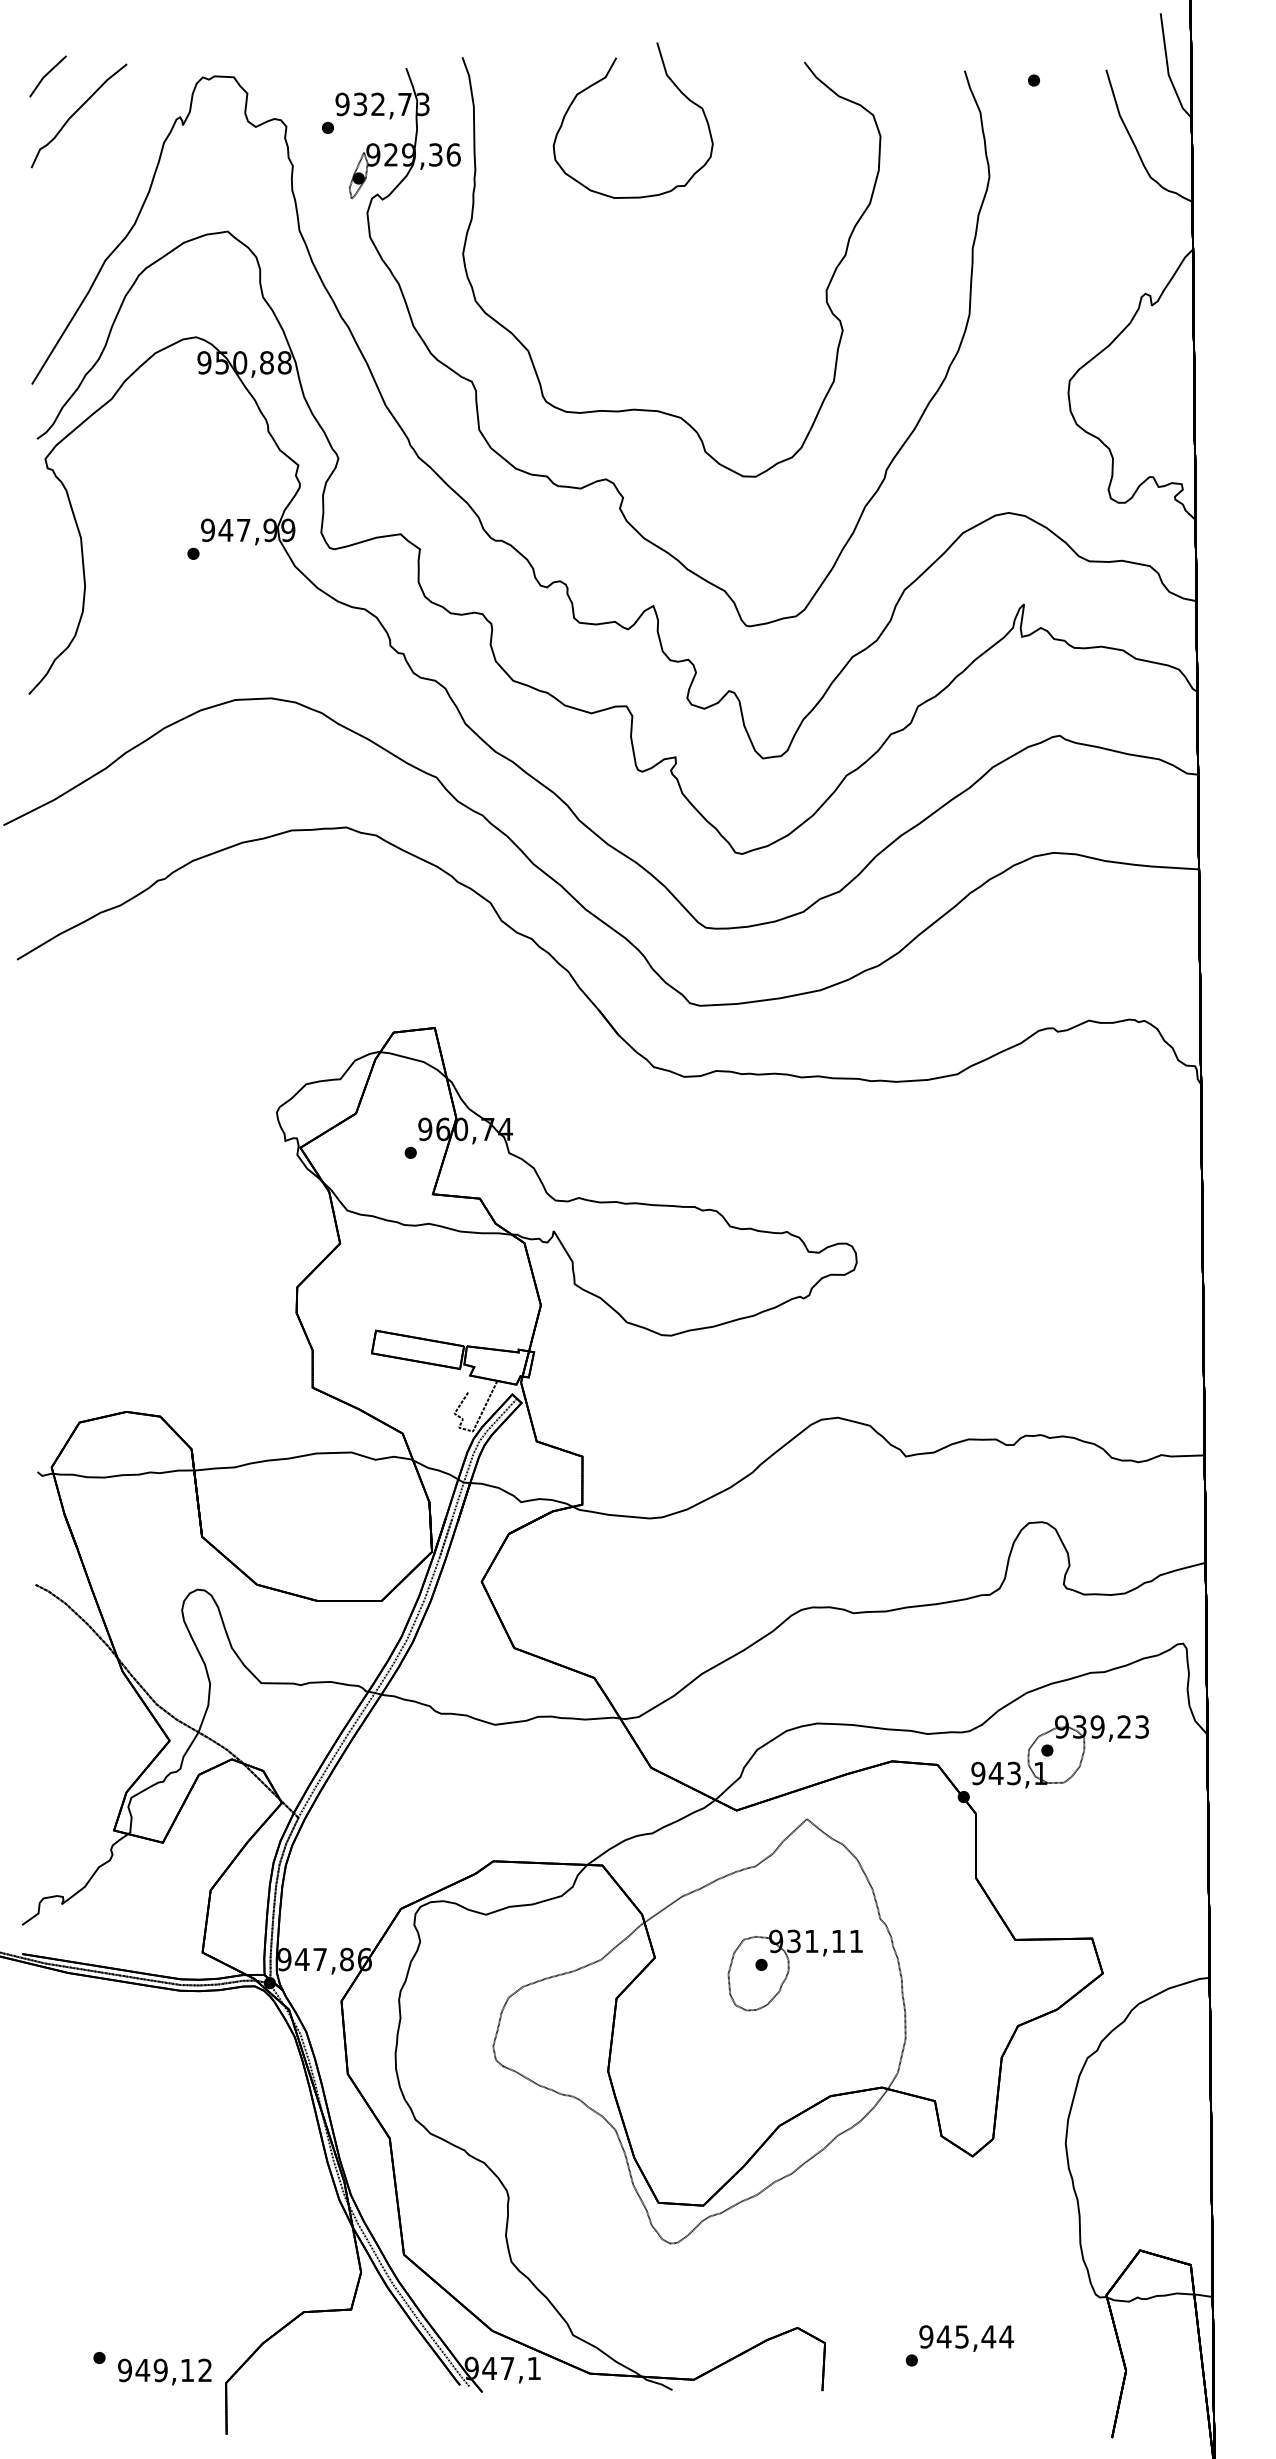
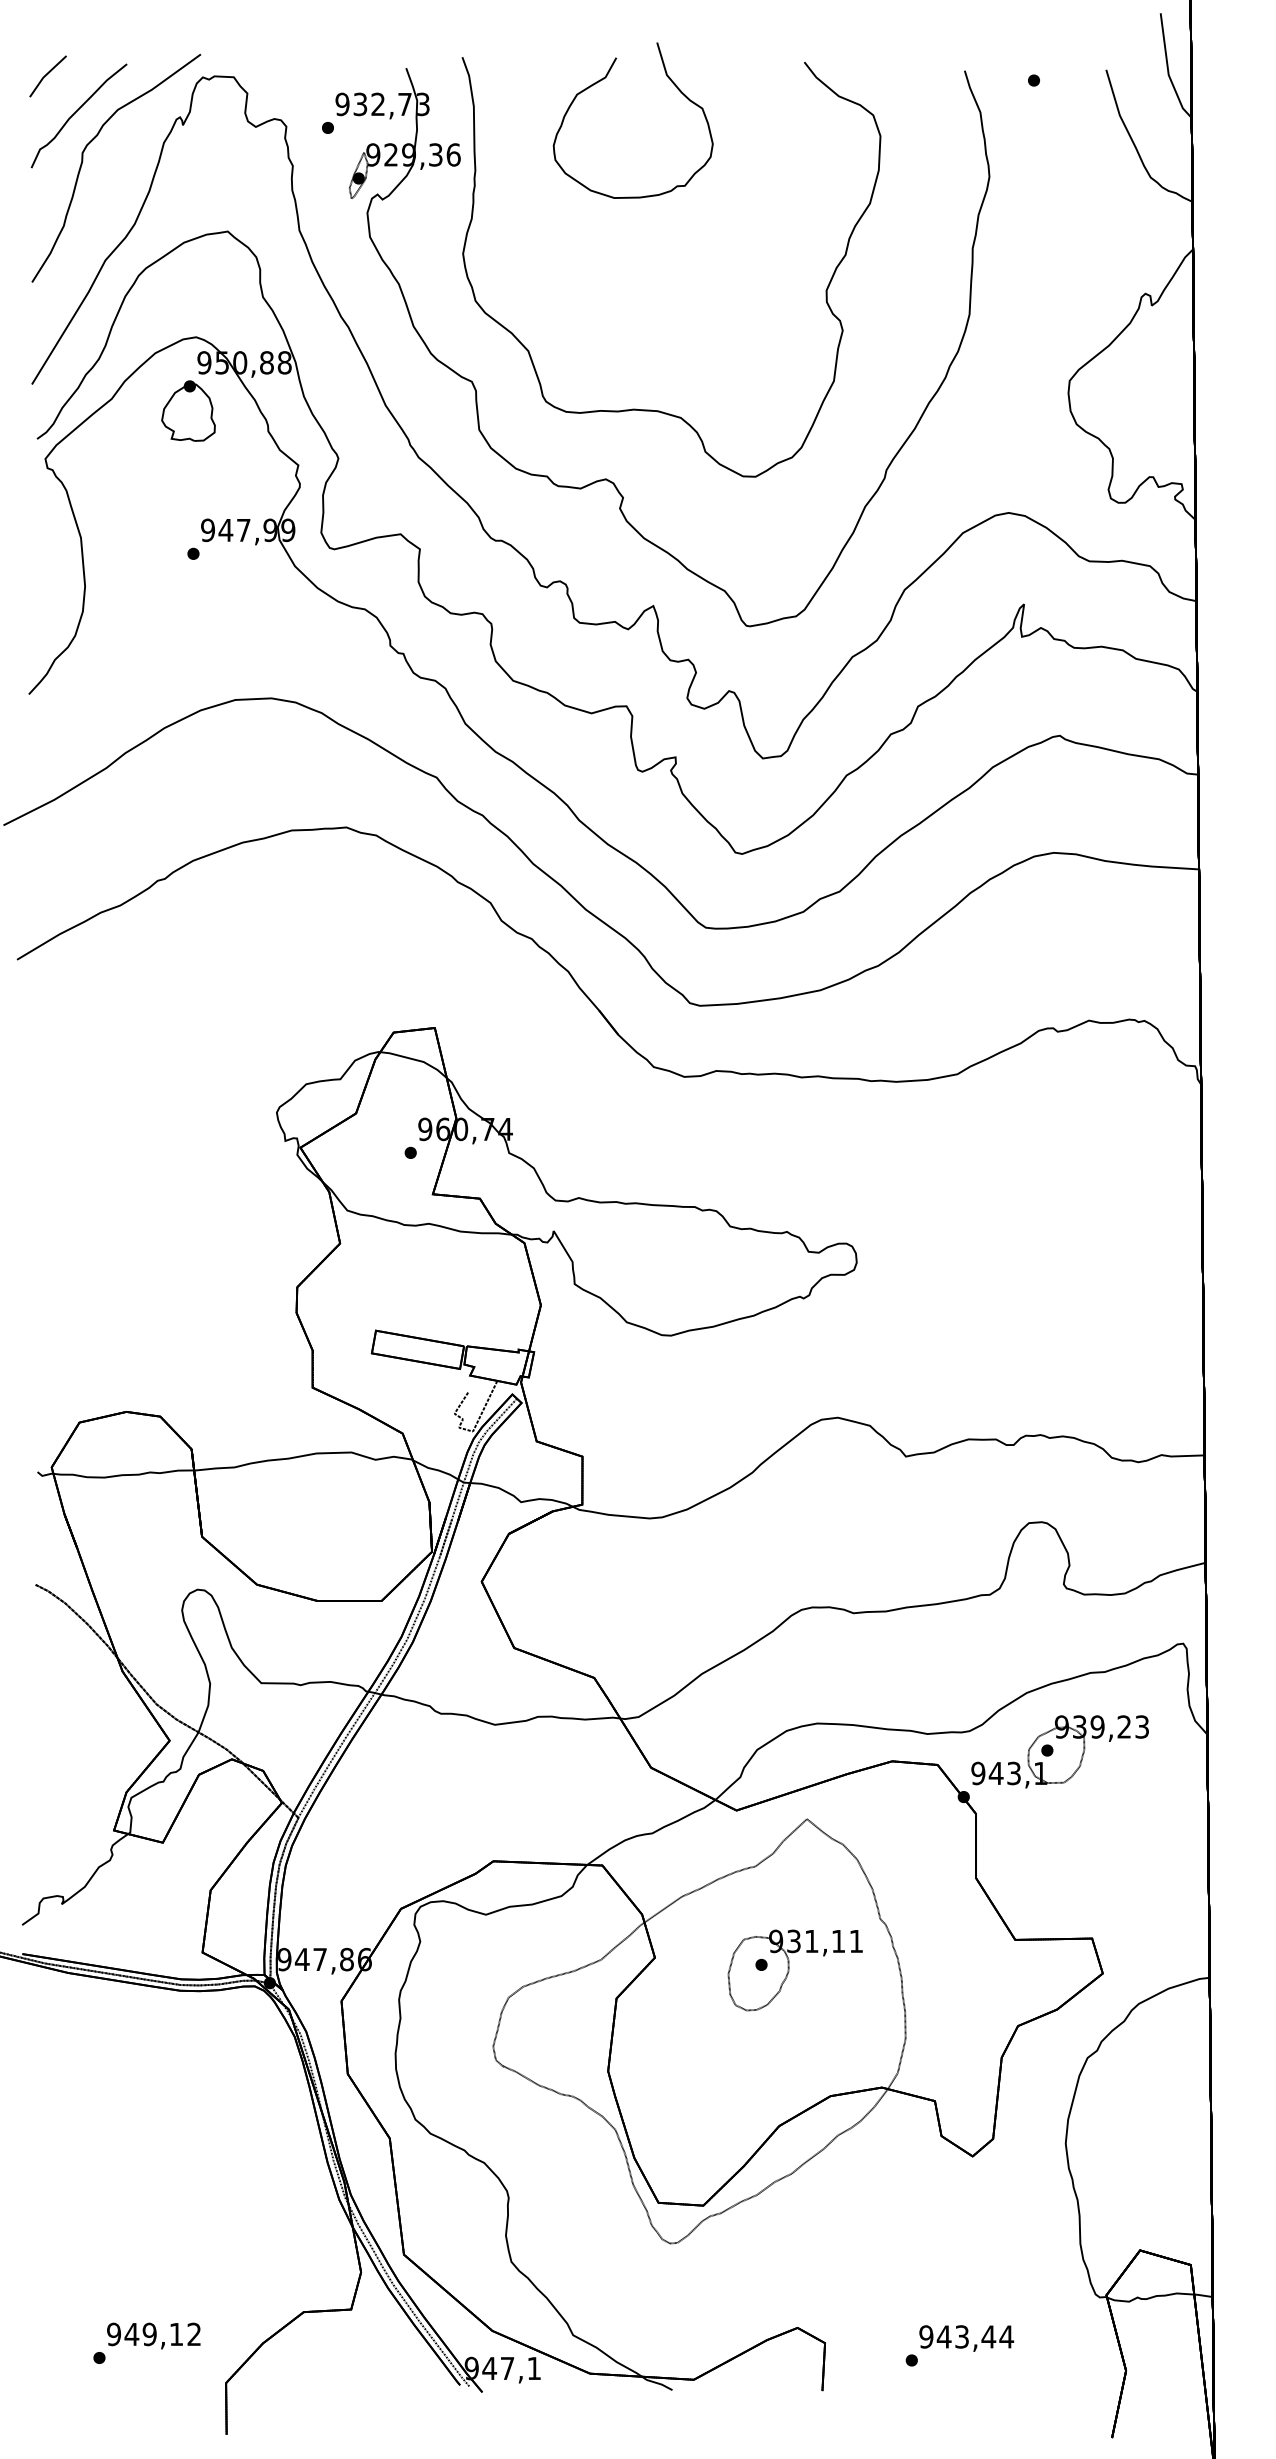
curve: none -> present (83, 161)
part: none -> present (188, 410)
text: 945,44 -> 943,44 (962, 2336)
text position: (164, 2371) -> (153, 2335) (153, 2335)
